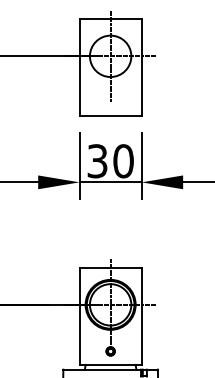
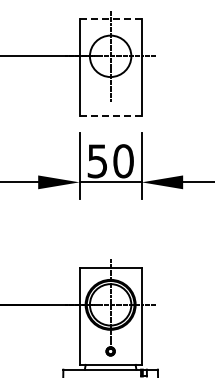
line: solid -> dashed (111, 19)
line: solid -> dashed (110, 116)
text: 30 -> 50 (97, 160)
